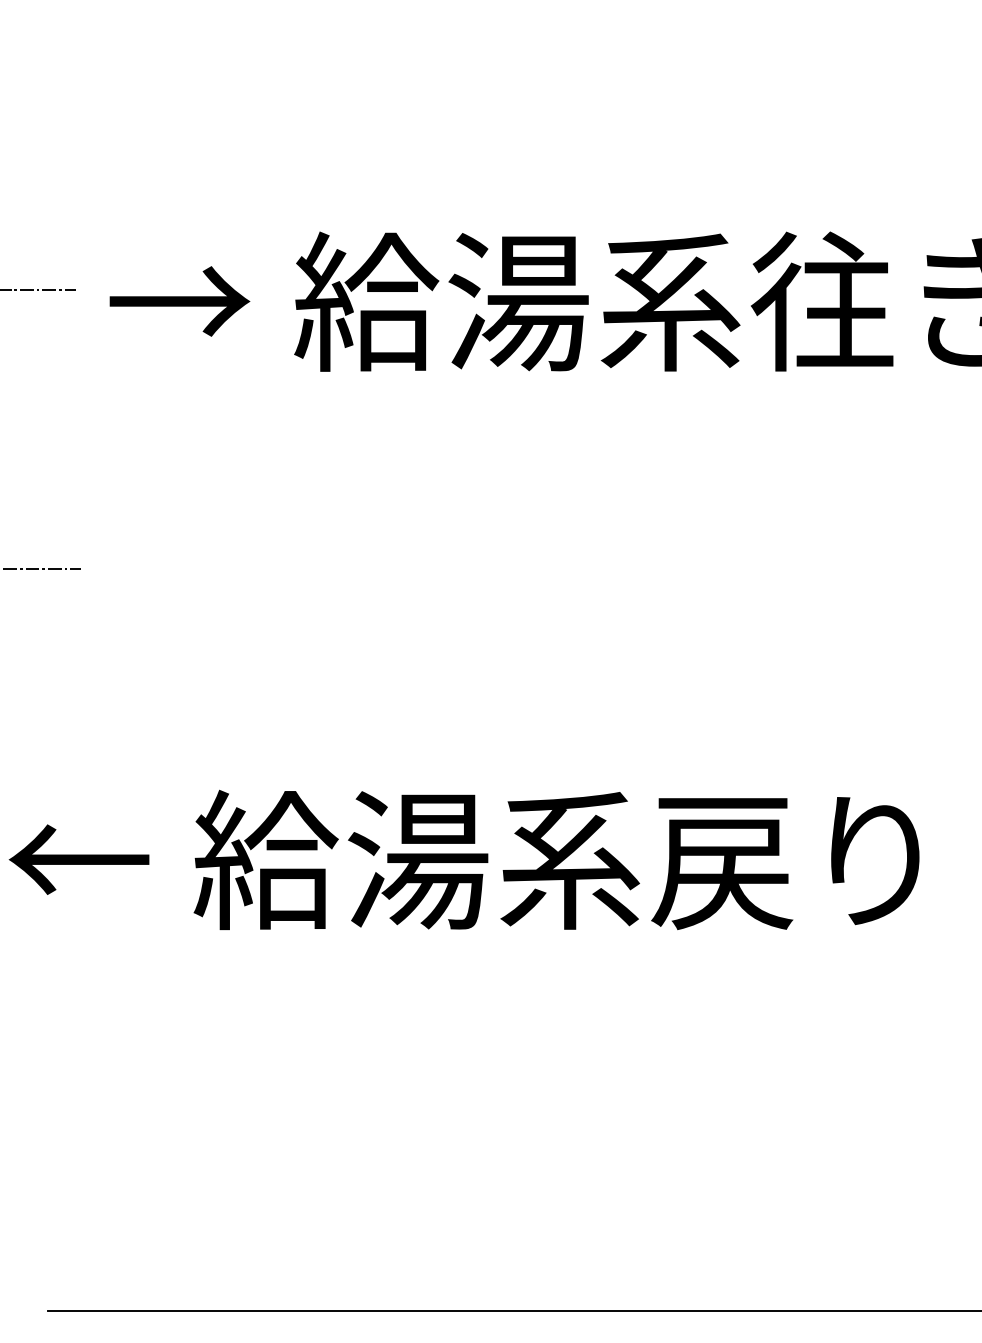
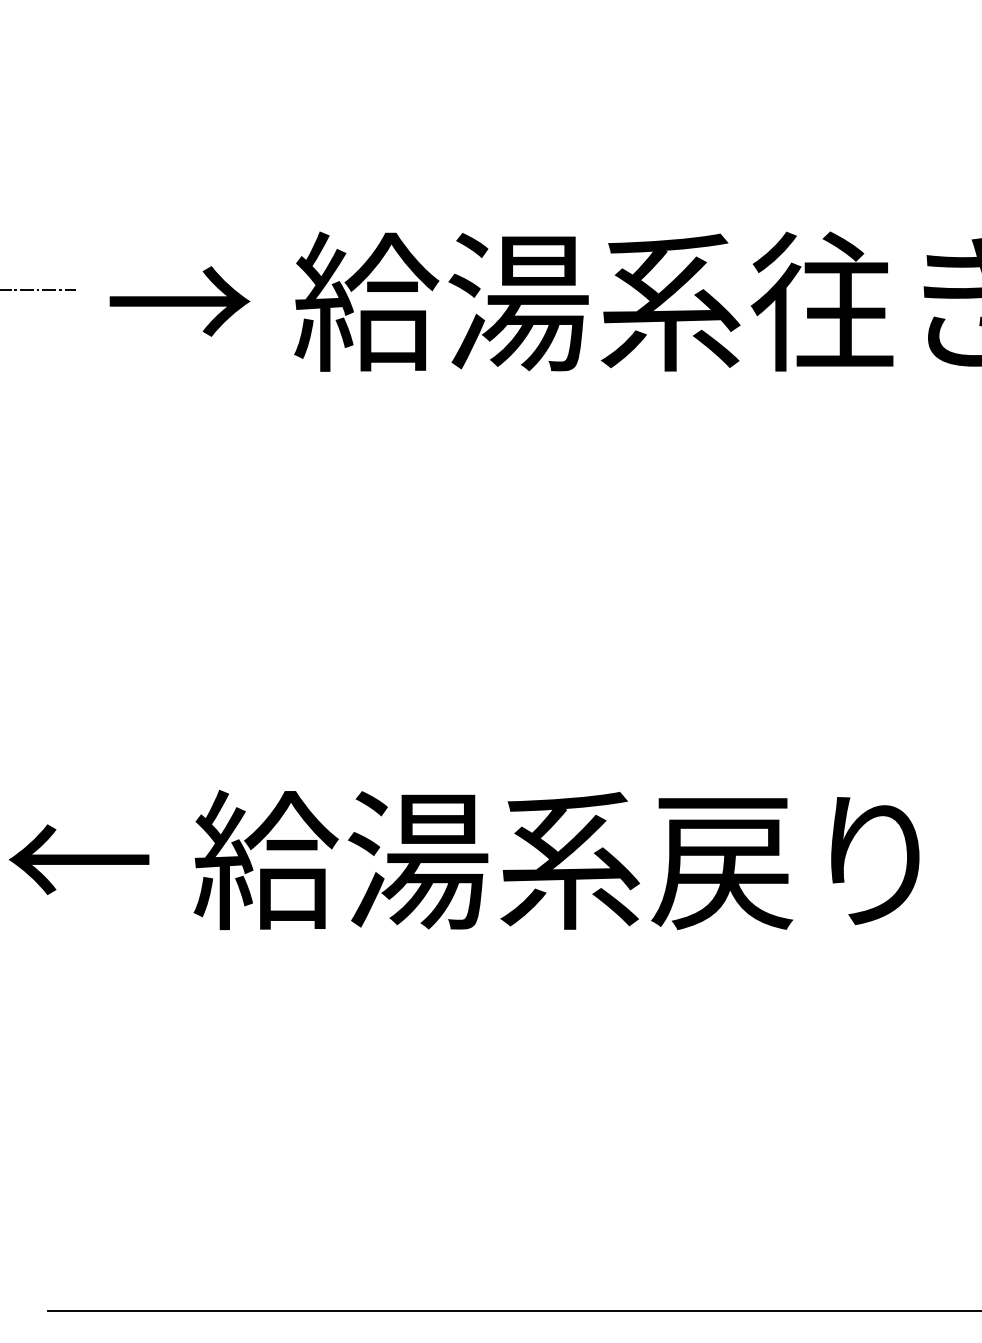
line: present -> none (41, 568)
